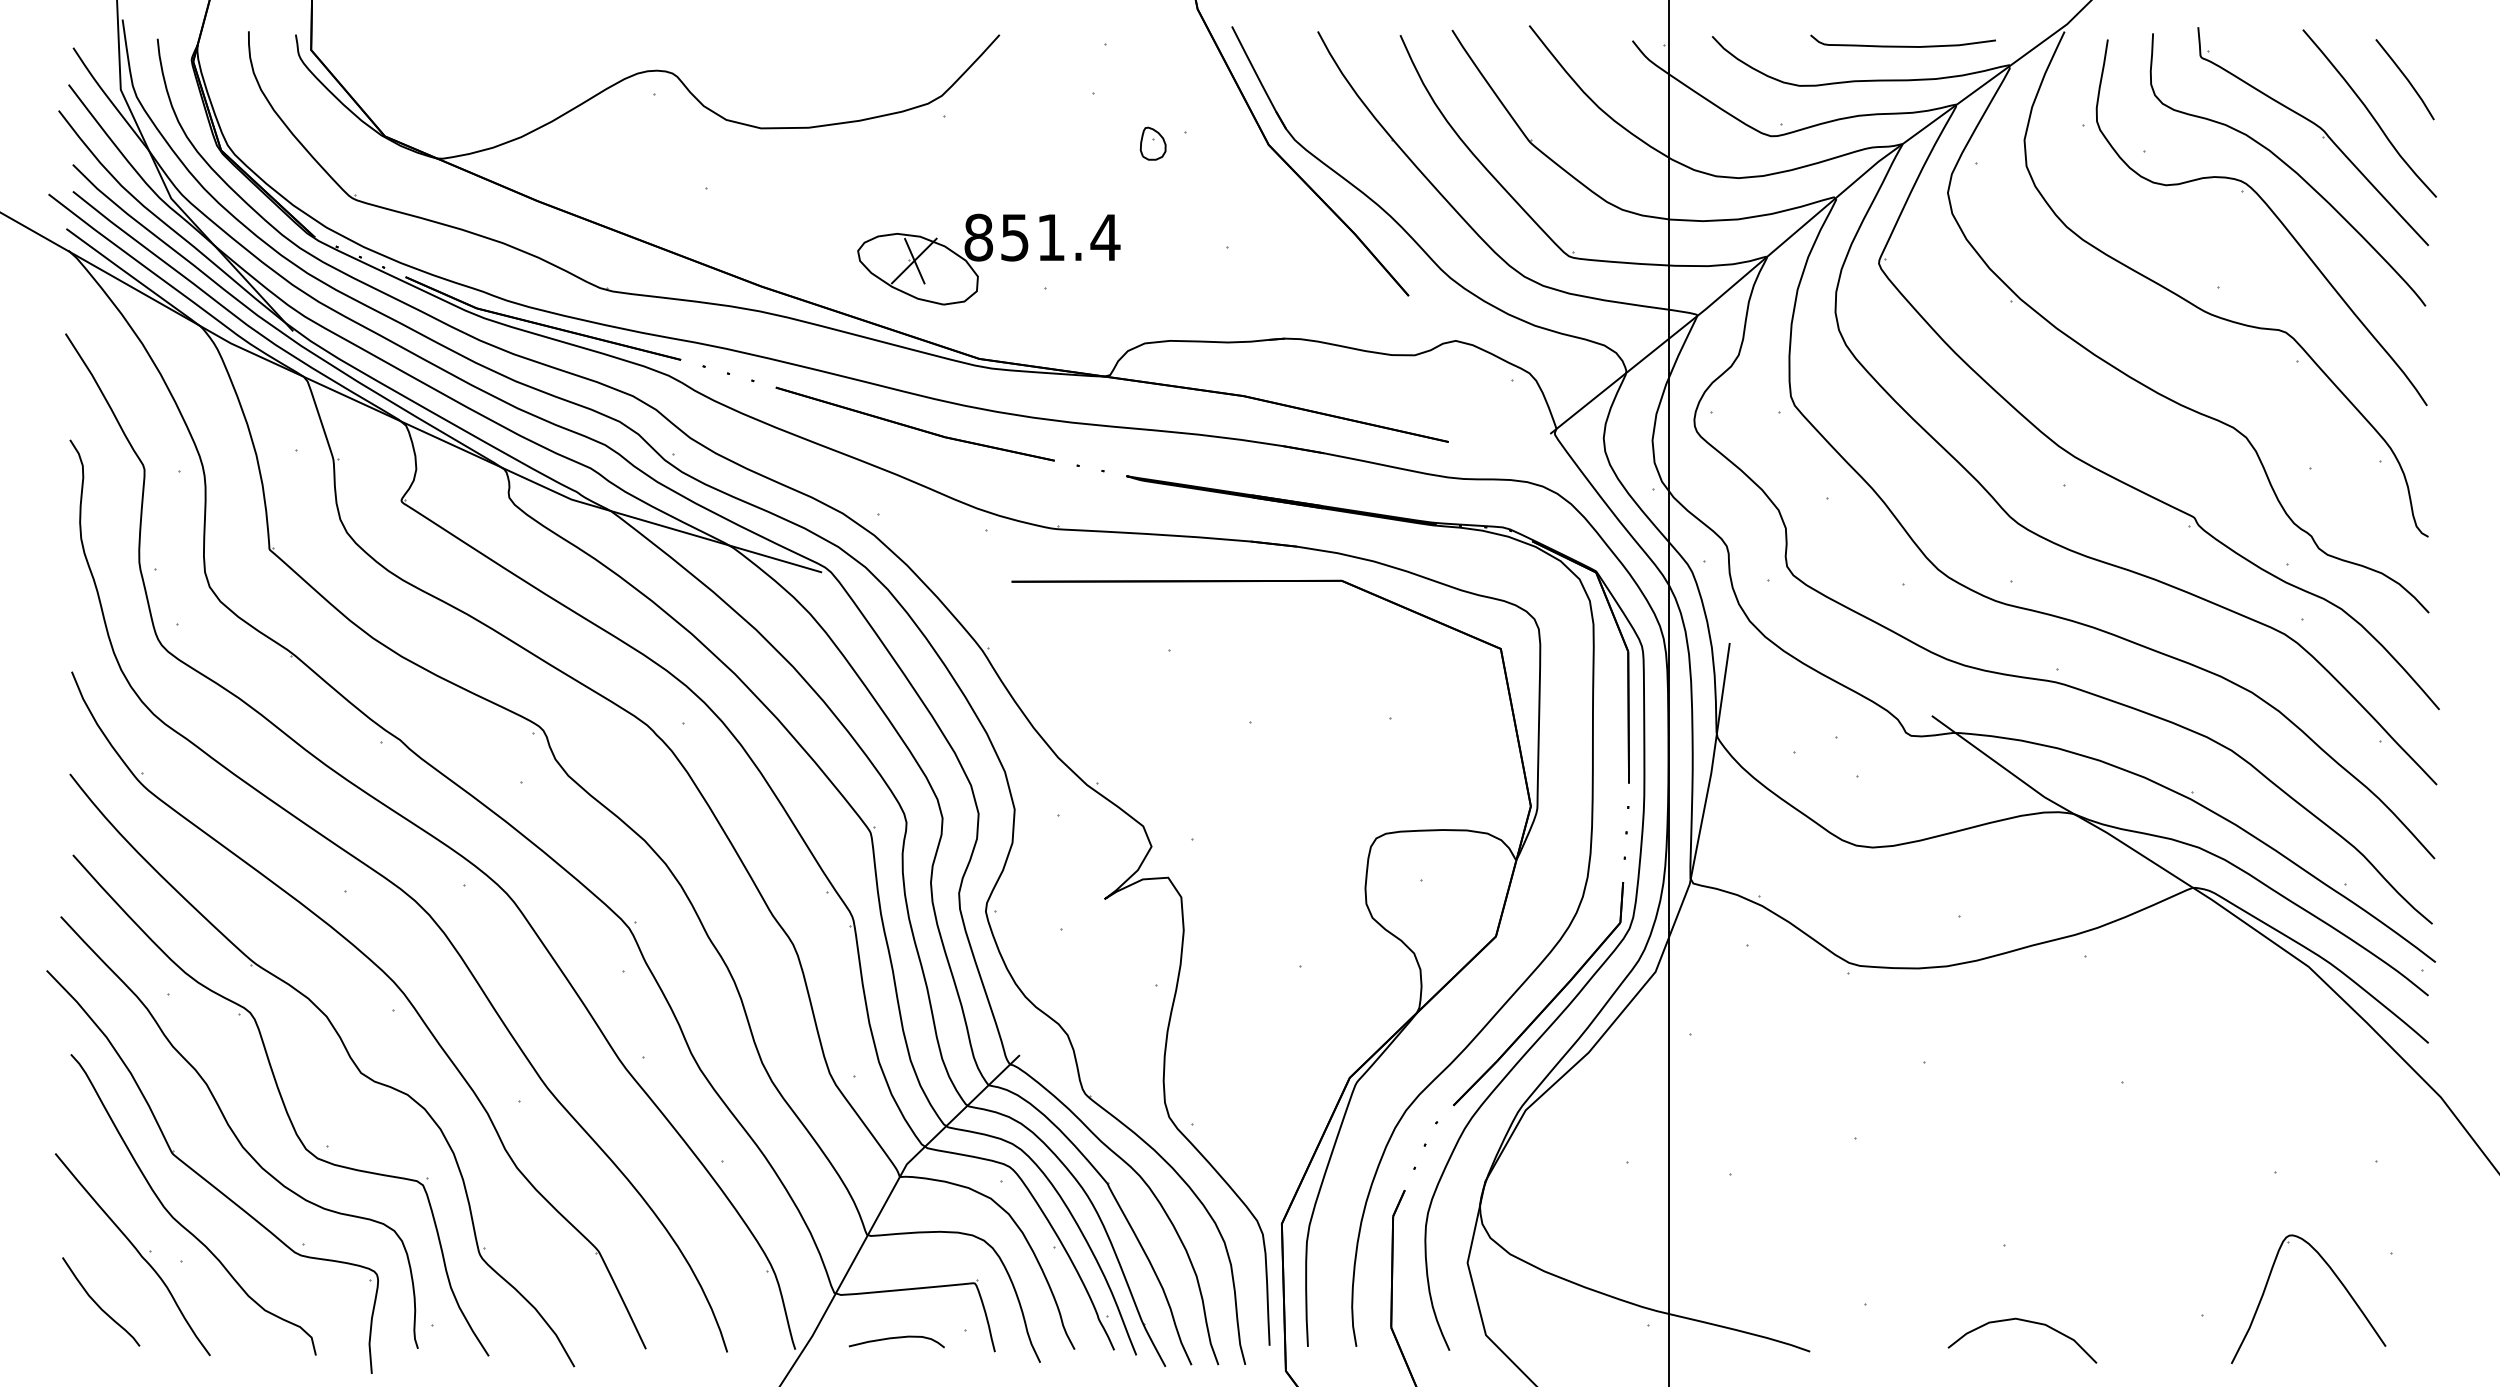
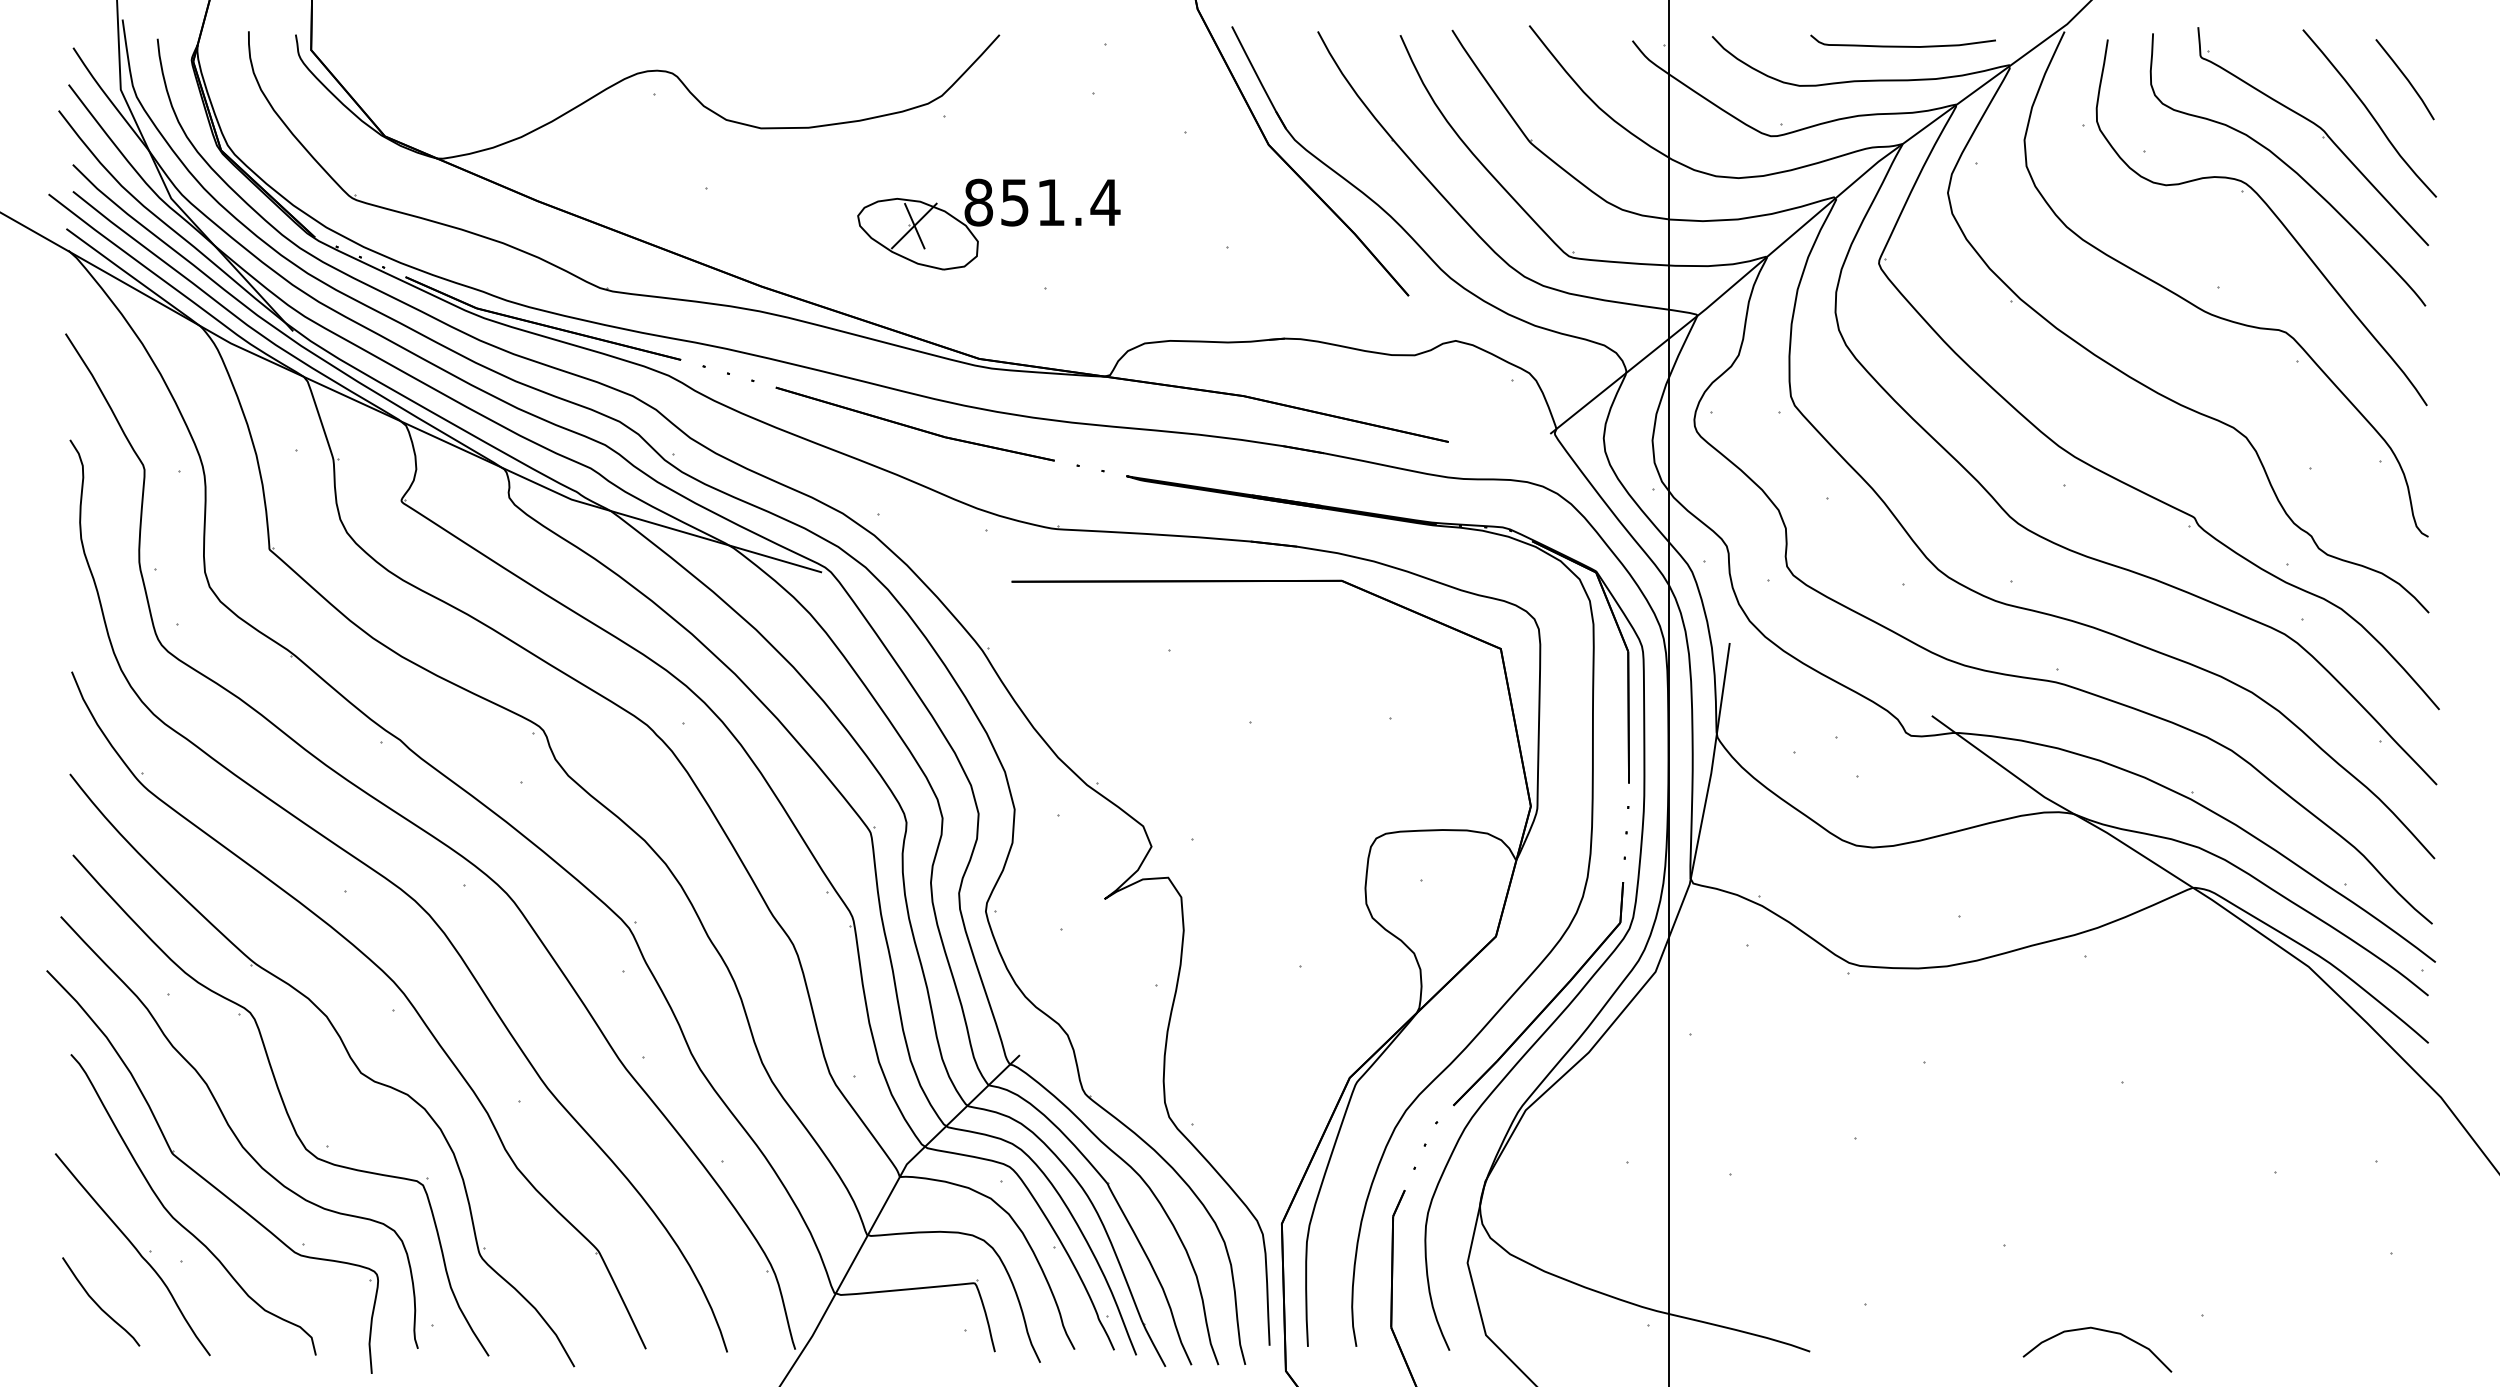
part: present -> none (1152, 143)
part position: (988, 259) -> (988, 224) (988, 224)
part: present -> none (2337, 1279)
curve position: (2028, 1322) -> (2103, 1331) (2103, 1331)
curve: present -> none (896, 1338)
